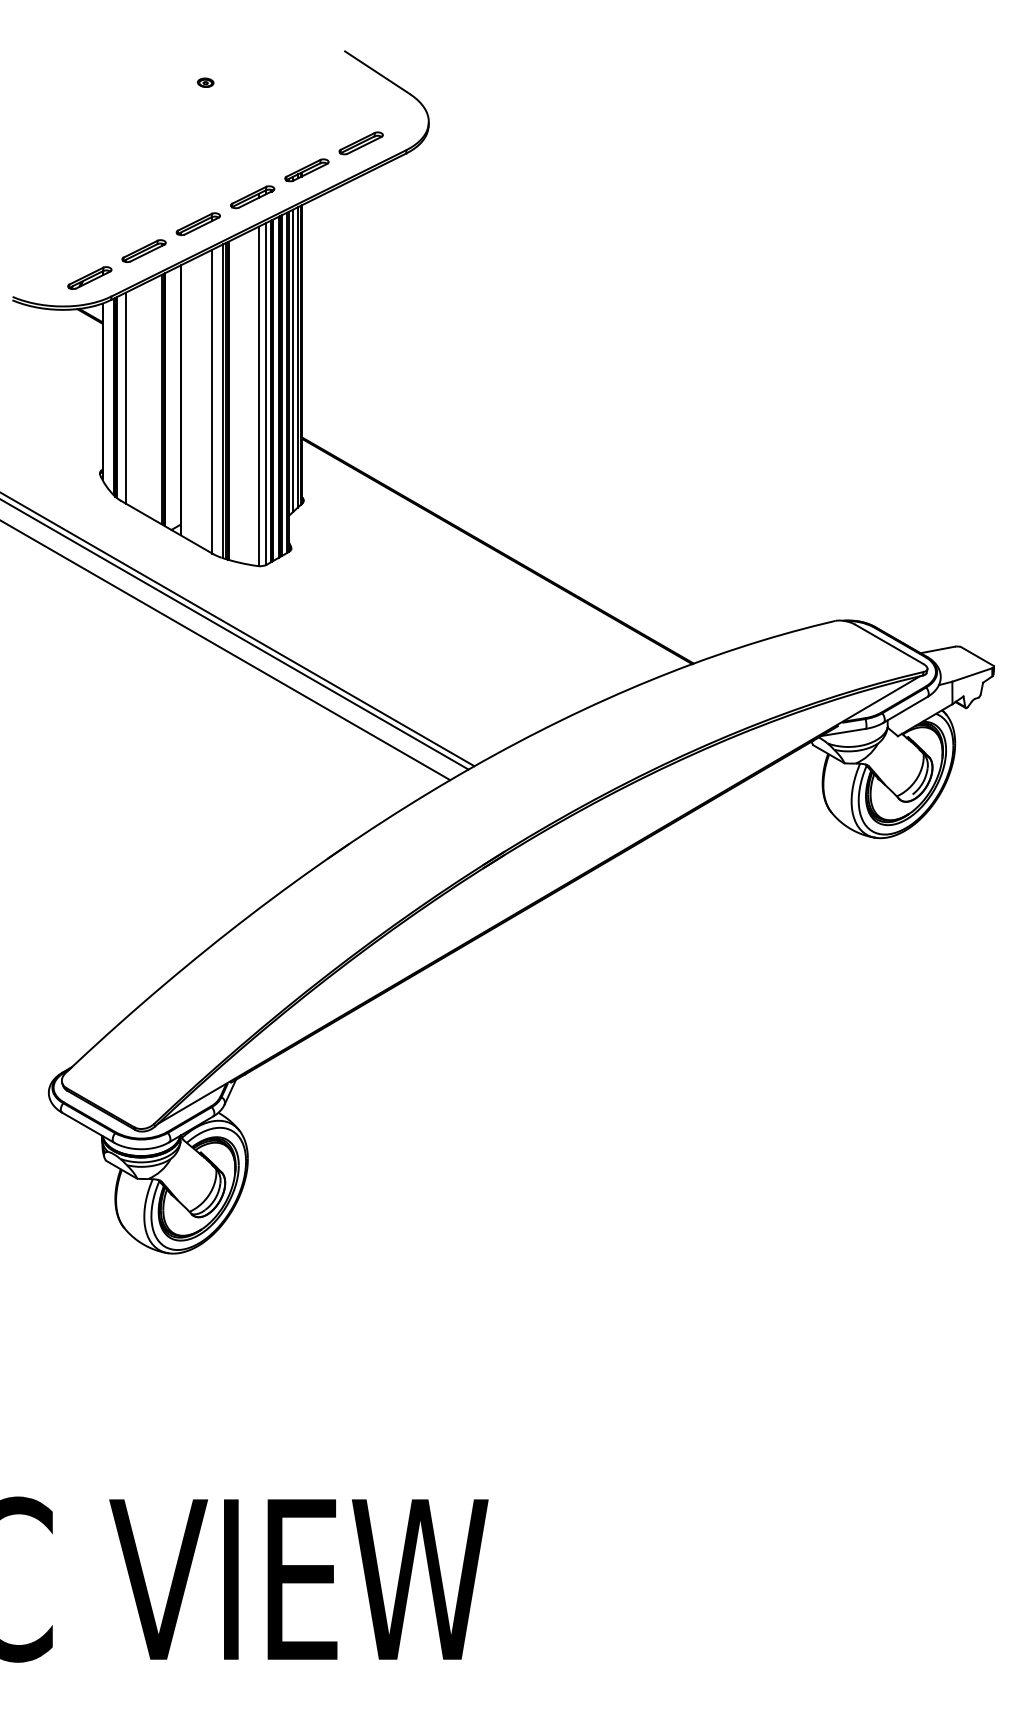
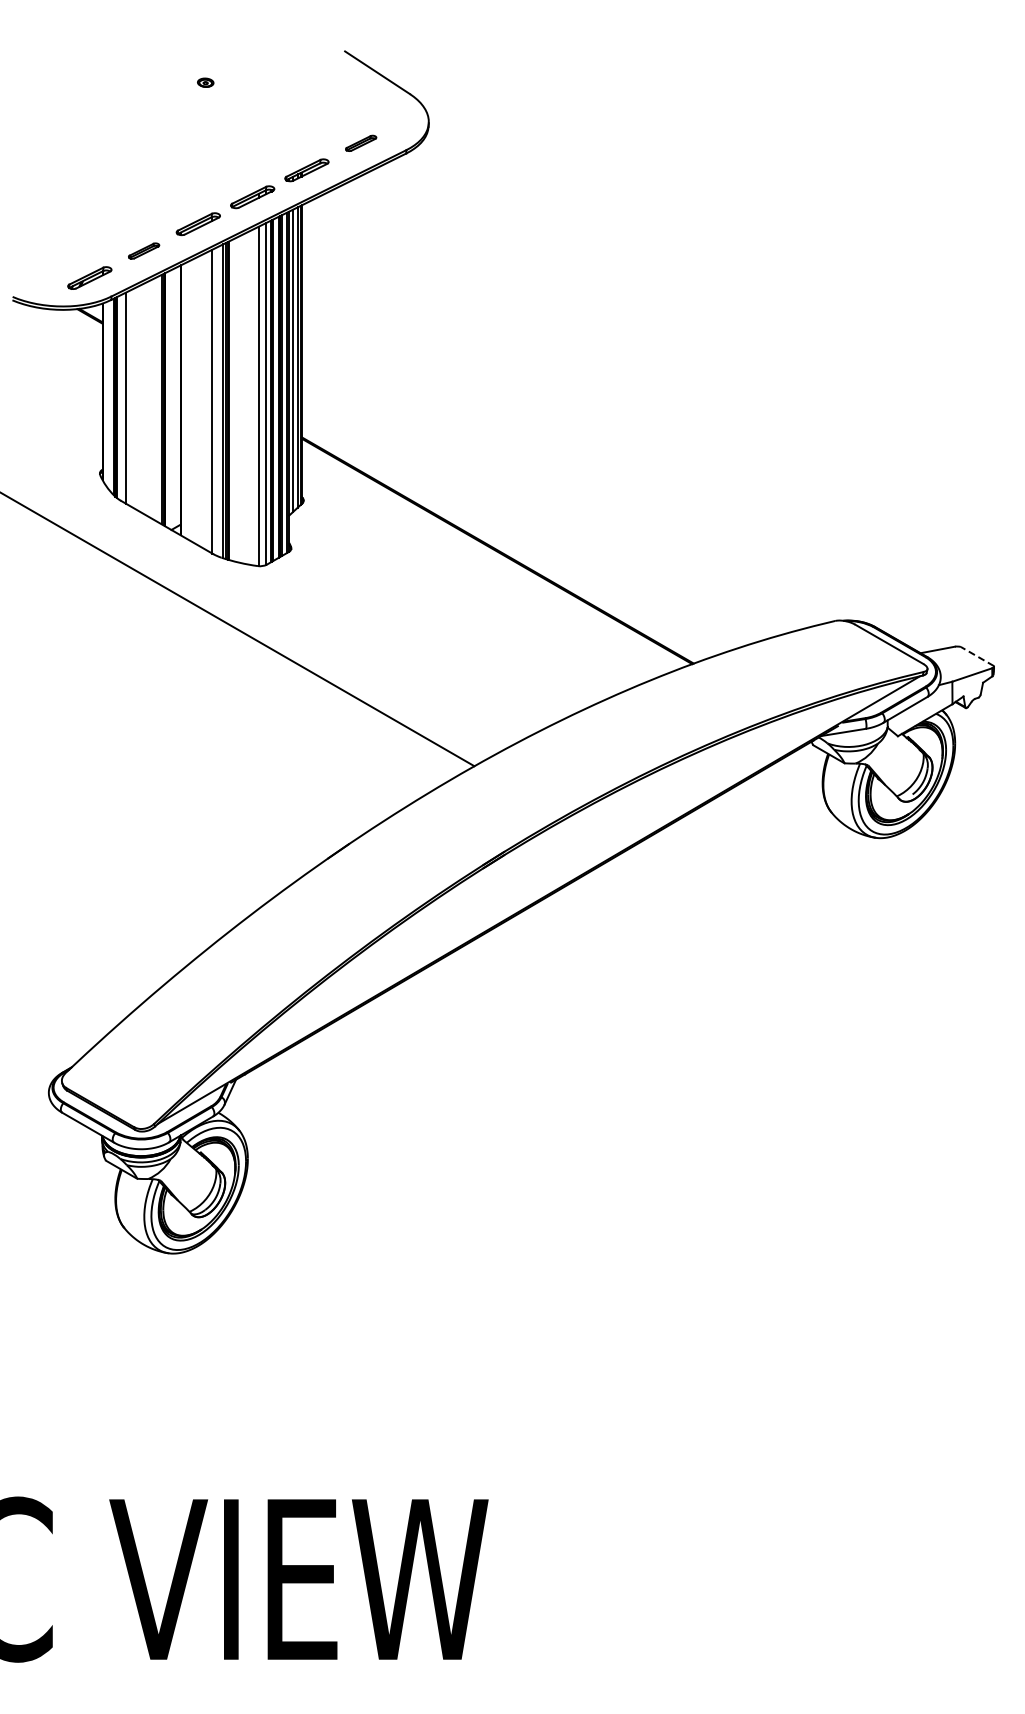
part size: 46x25 px -> 33x18 px (361, 142)
part size: 46x24 px -> 33x18 px (144, 250)
line: present -> none (235, 634)
line: present -> none (226, 650)
line: solid -> dashed (976, 656)
